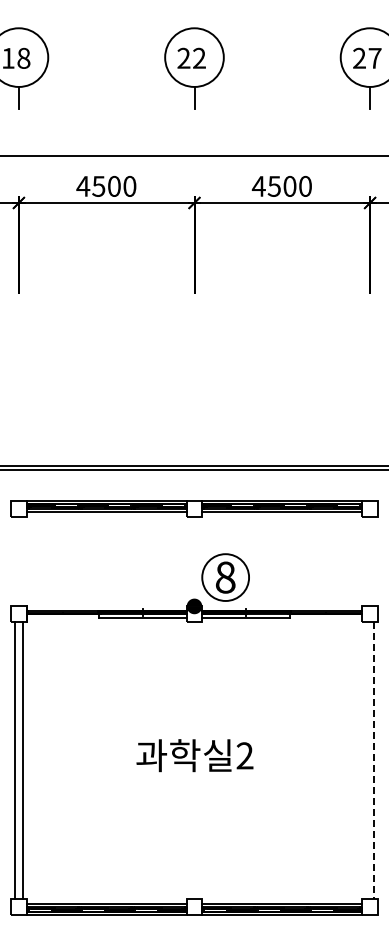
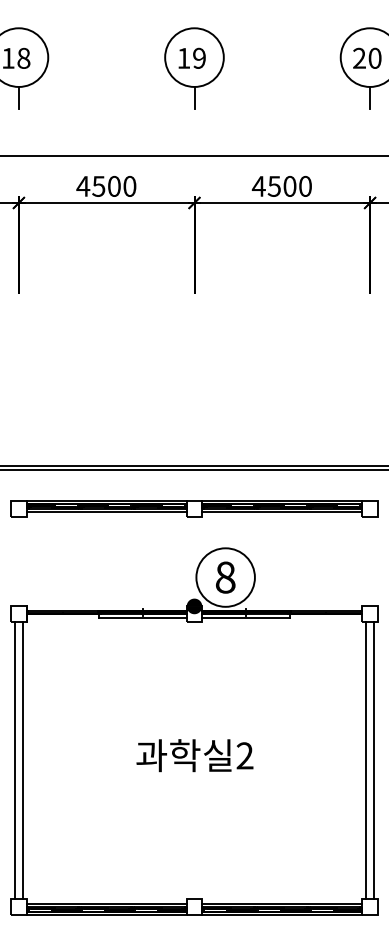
text: 22 -> 19 (191, 57)
text: 27 -> 20 (374, 57)
circle diameter: 47 px -> 59 px (225, 577)
line: none -> present (366, 760)
line: dashed -> solid (374, 760)
